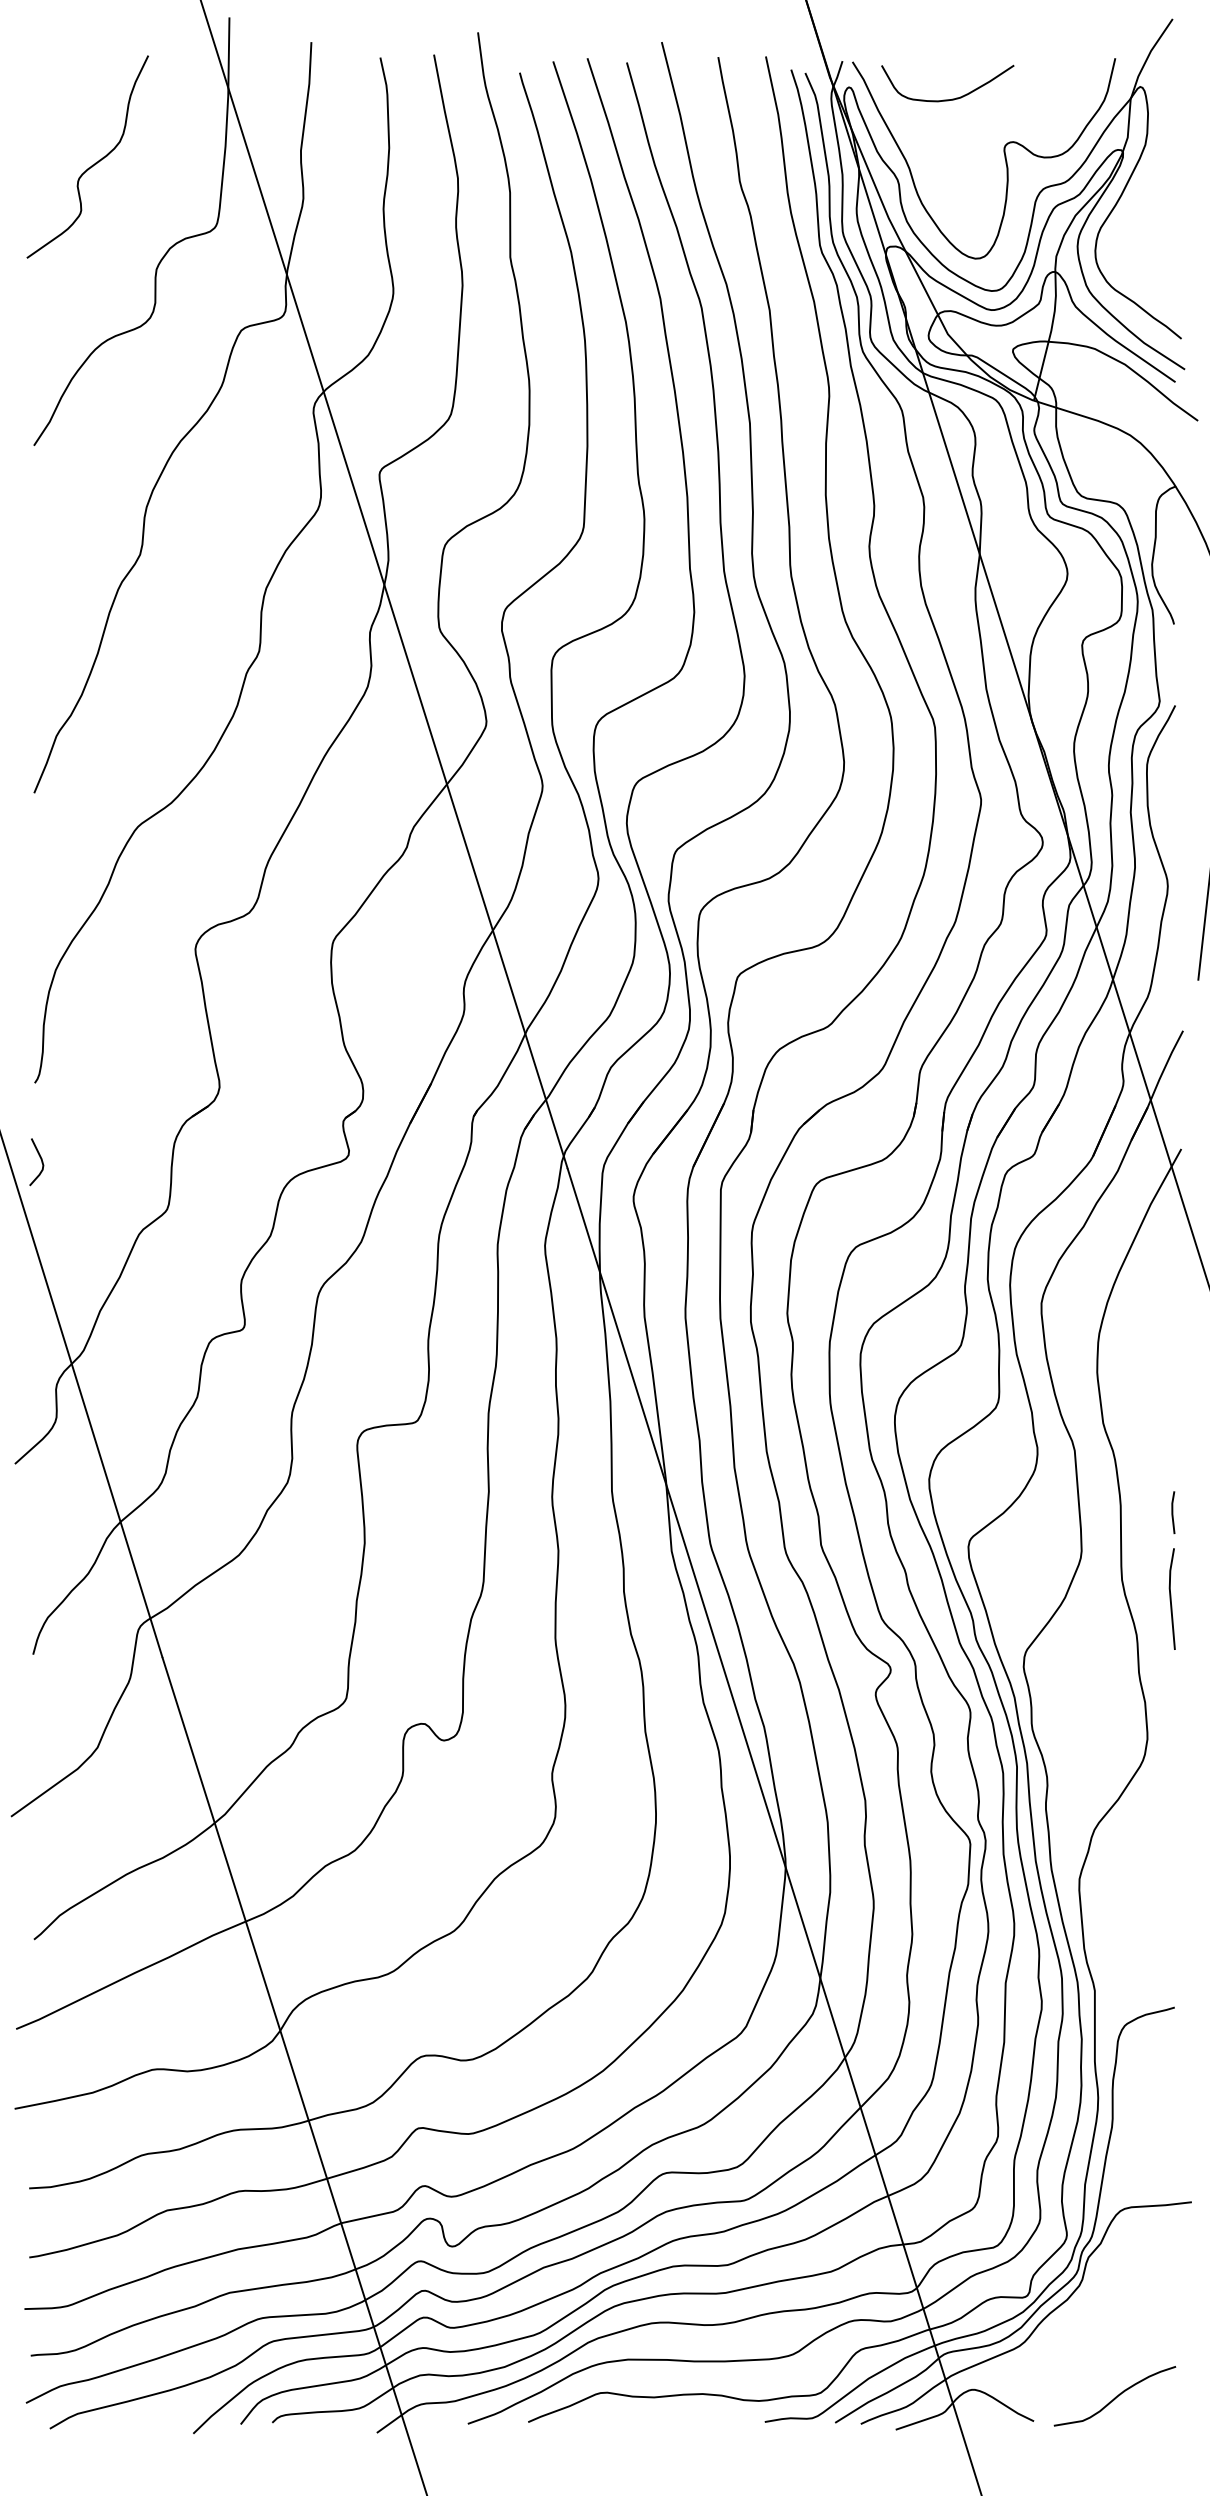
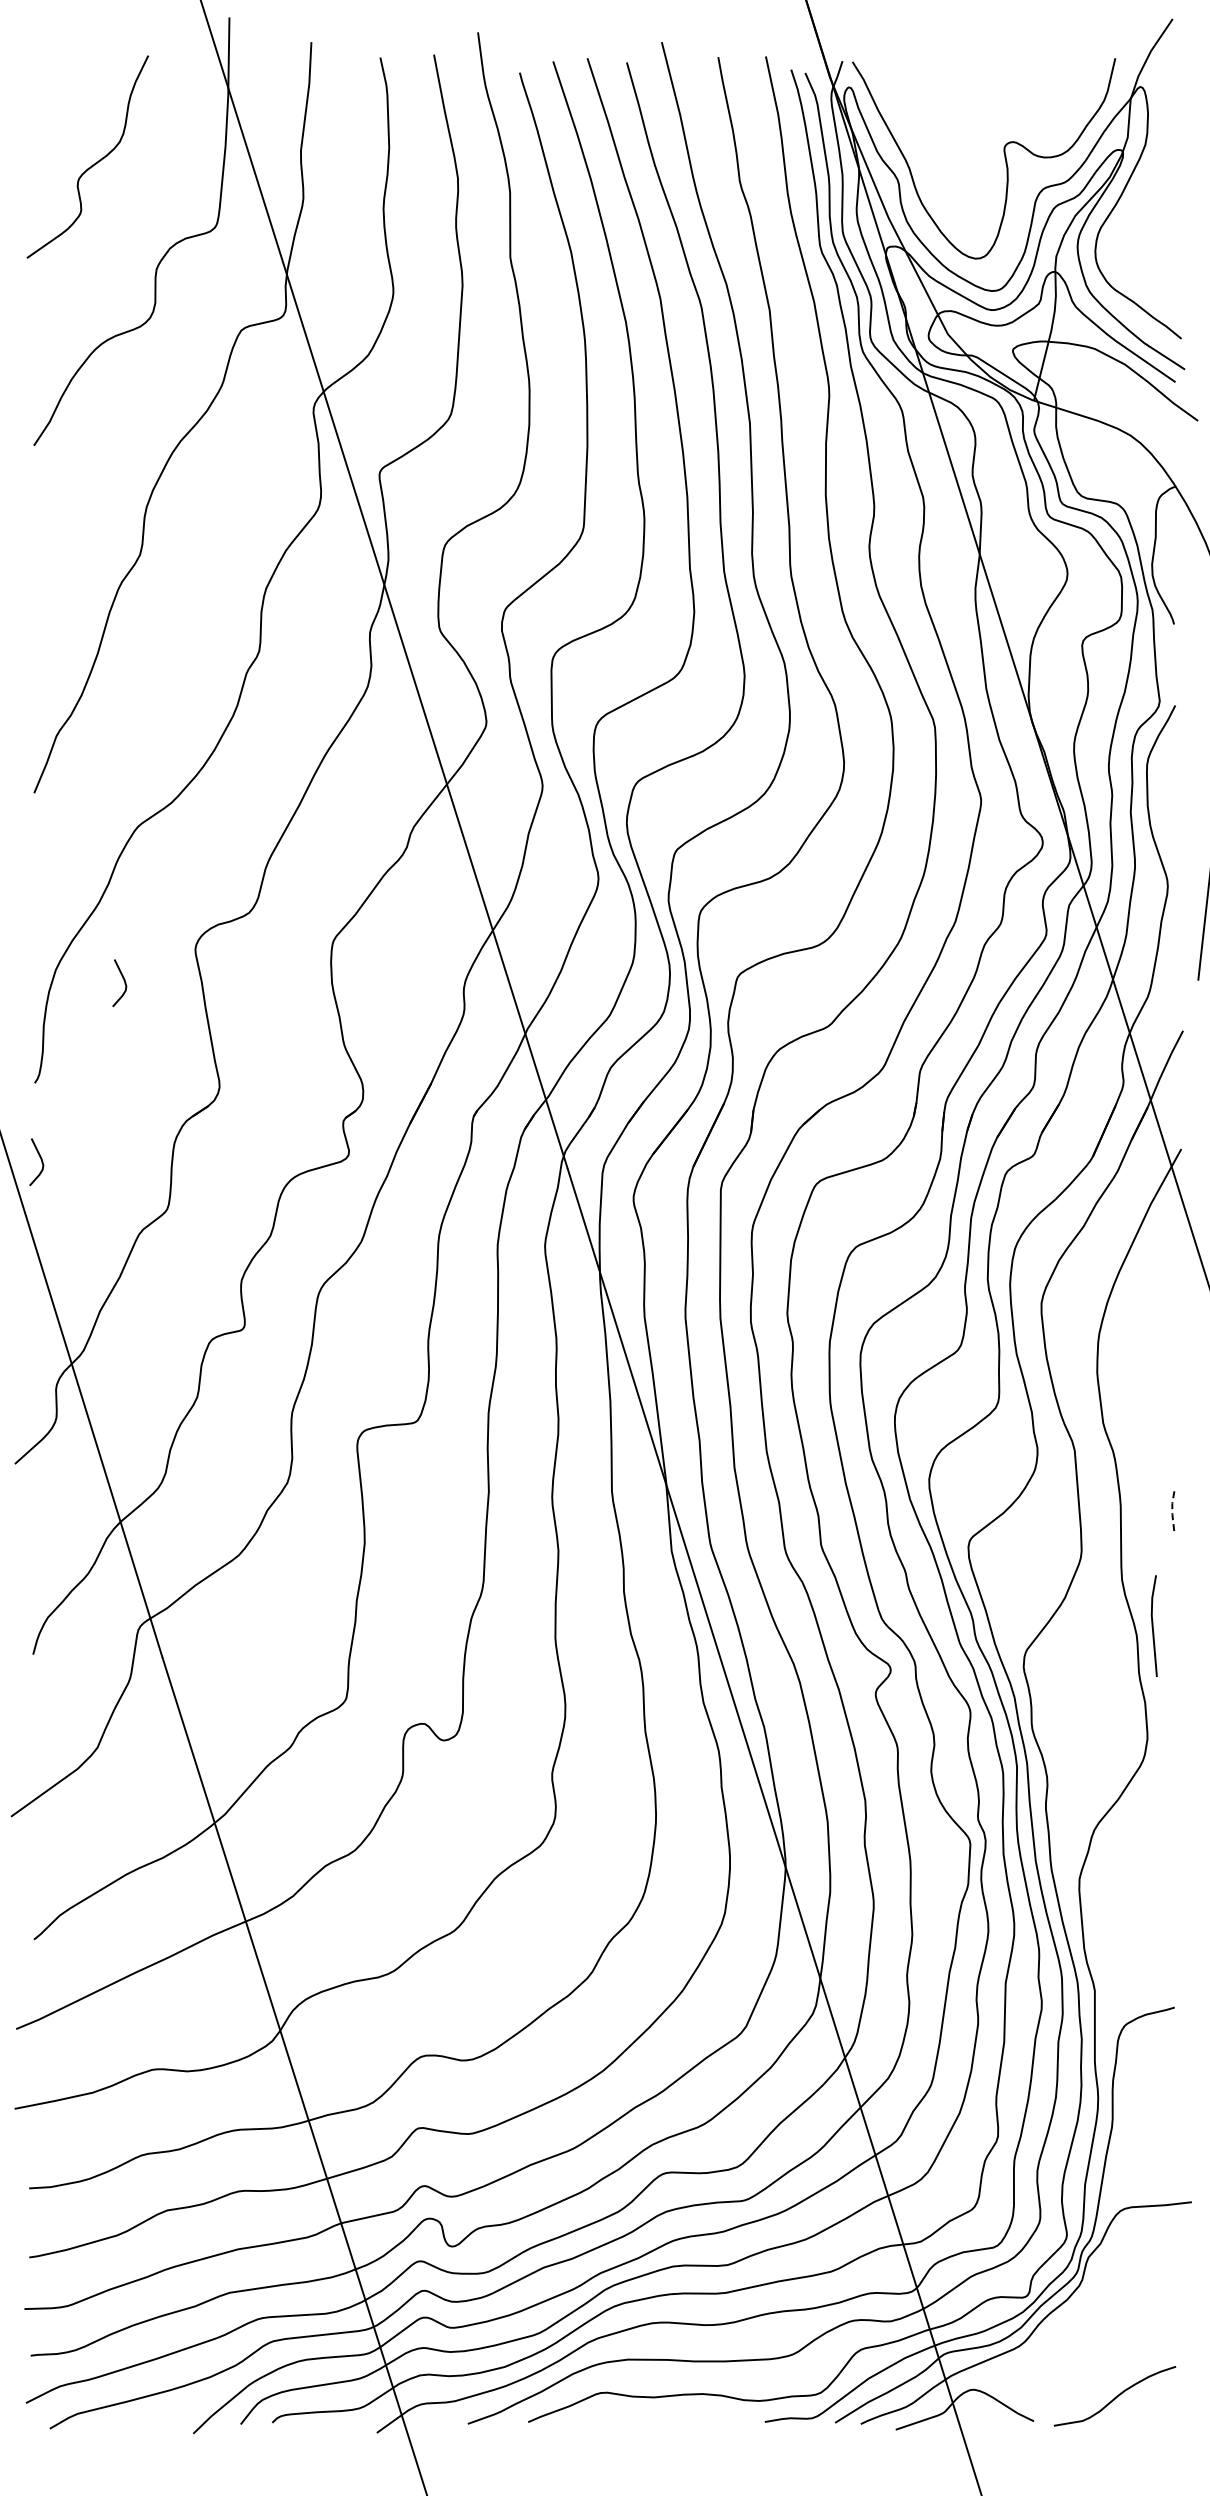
curve: present -> none (952, 98)
curve: none -> present (123, 980)
line: solid -> dashed (1172, 1512)
line position: (1171, 1598) -> (1153, 1625) (1153, 1625)
